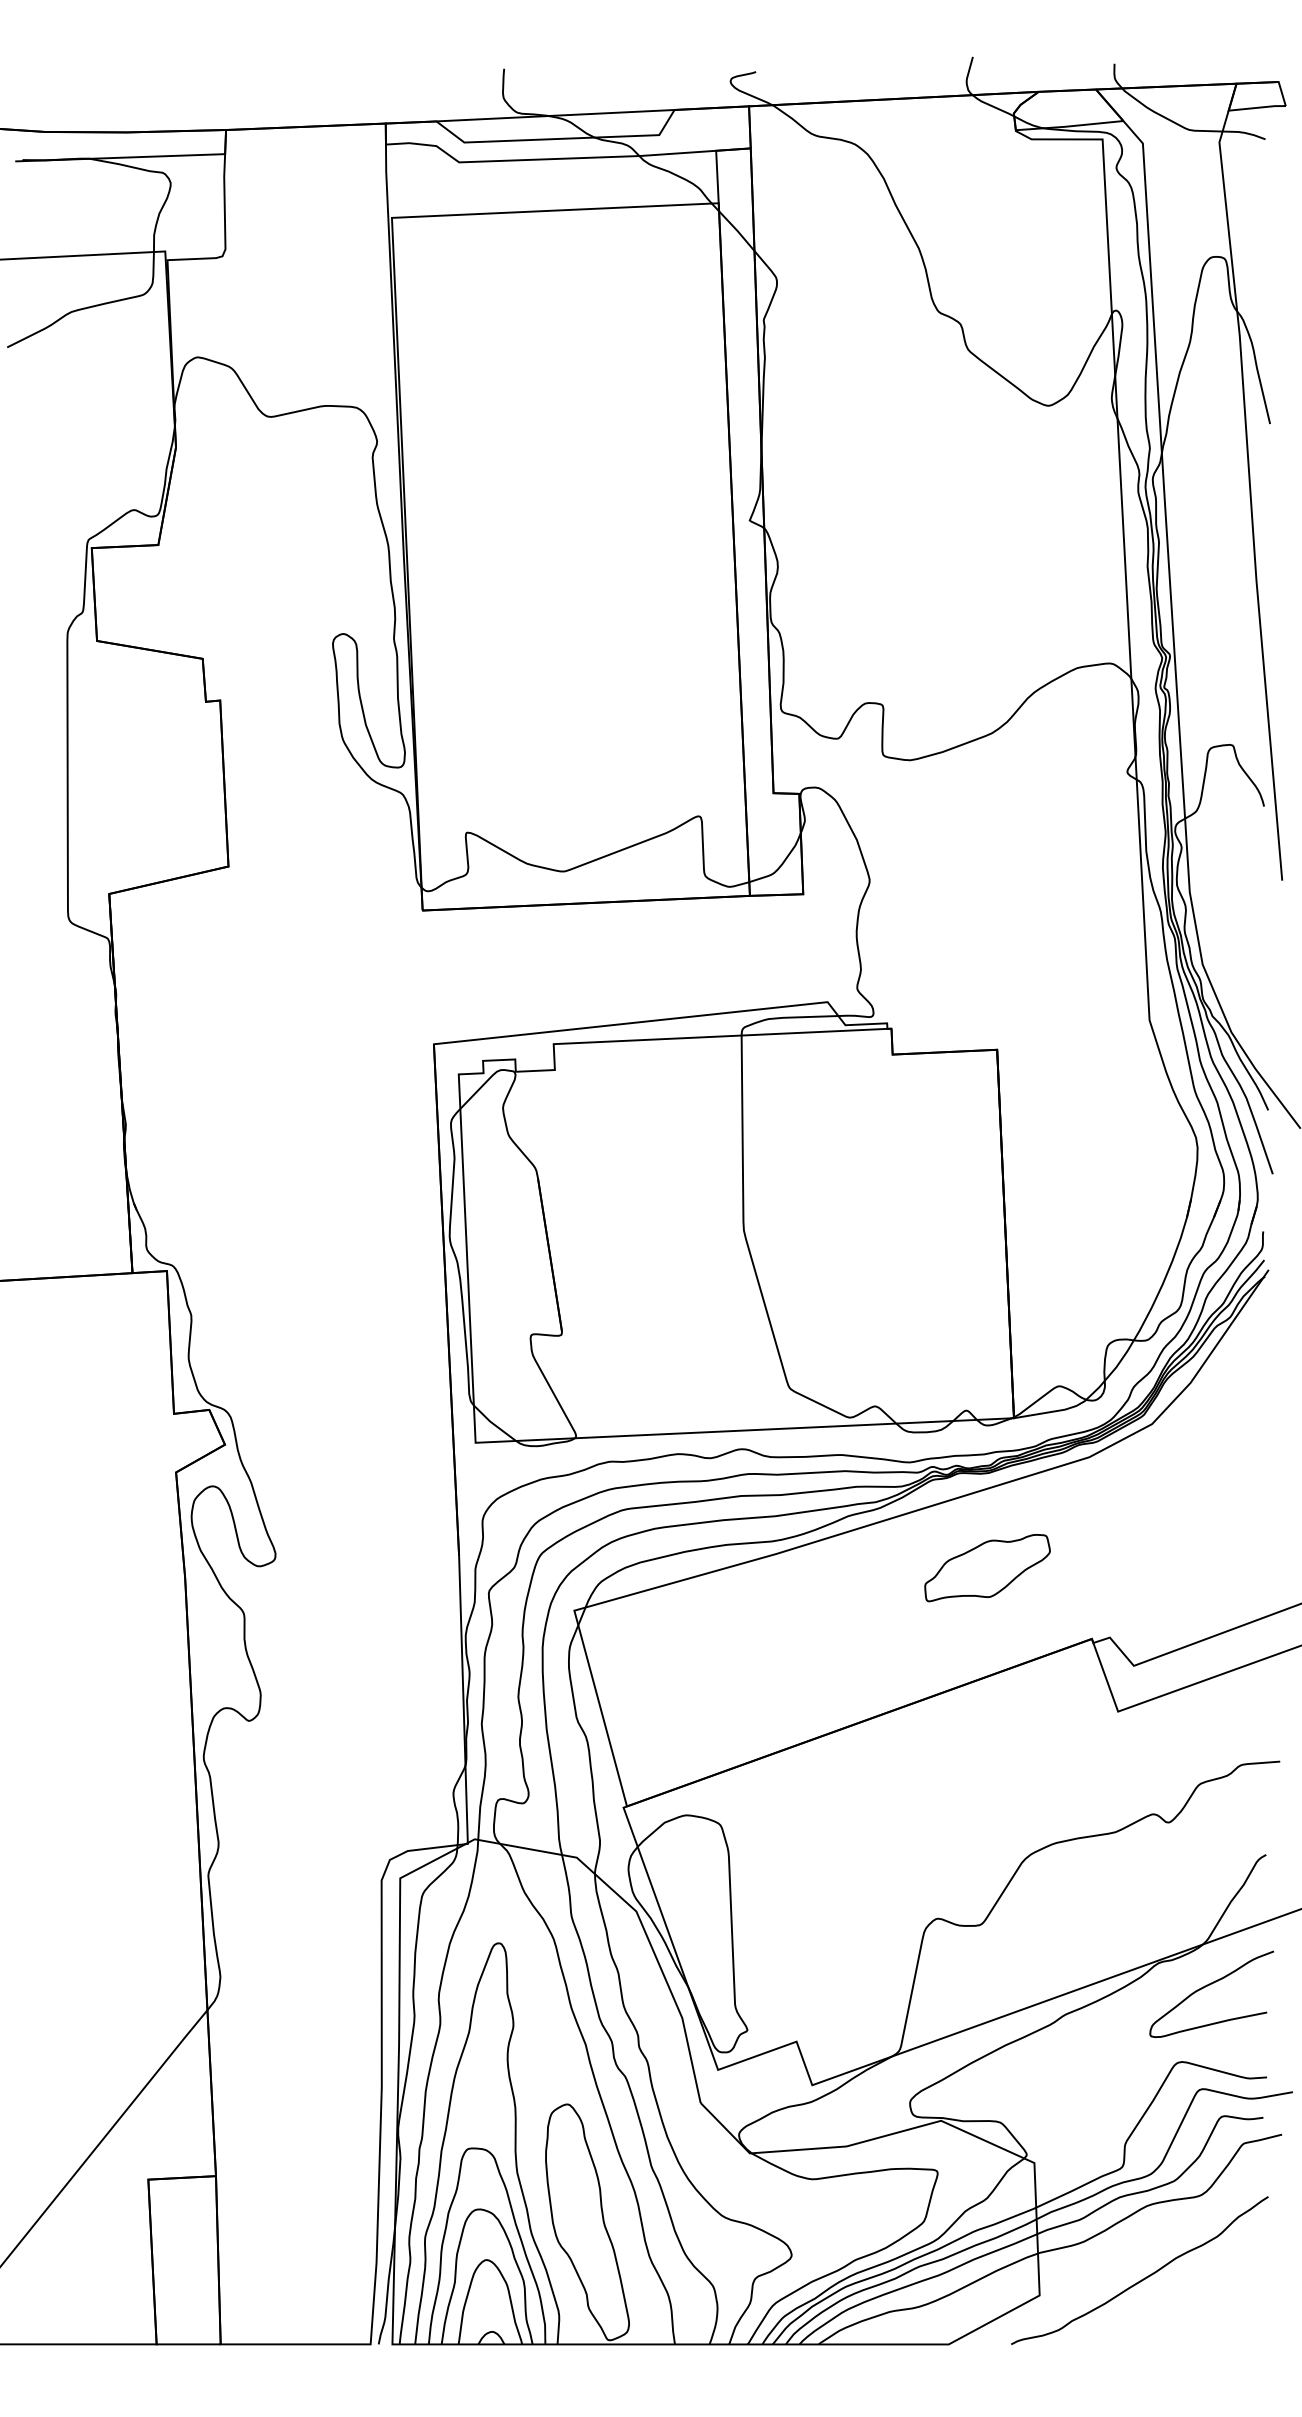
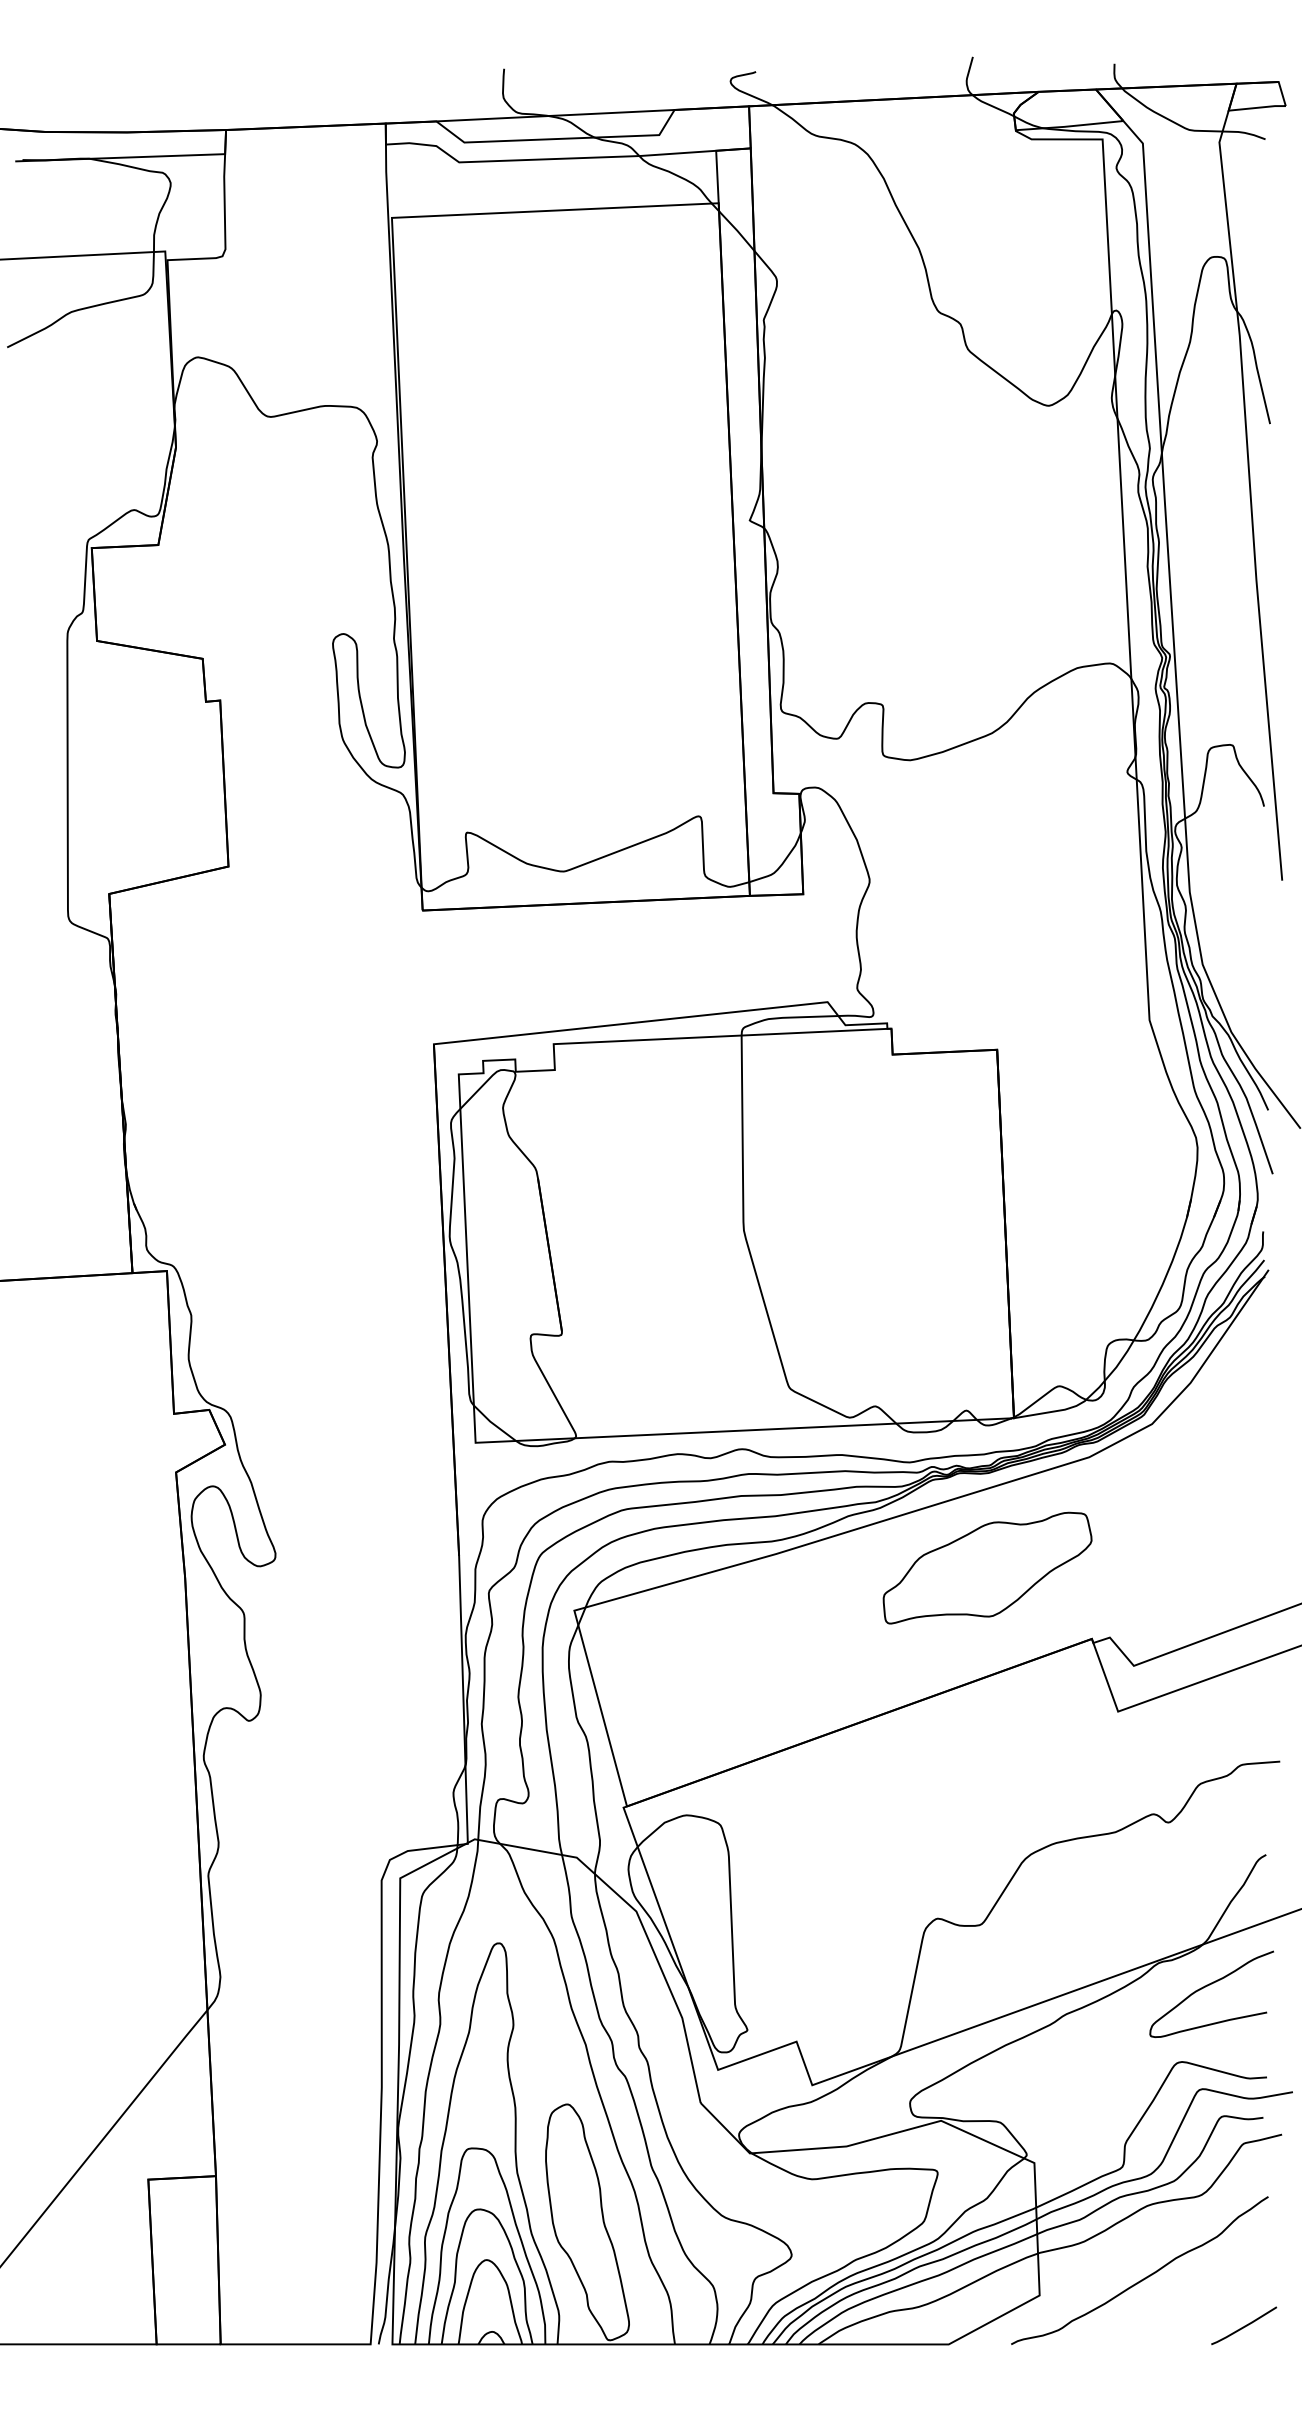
part size: 127x69 px -> 211x114 px (987, 1567)
line: none -> present (1244, 2325)
